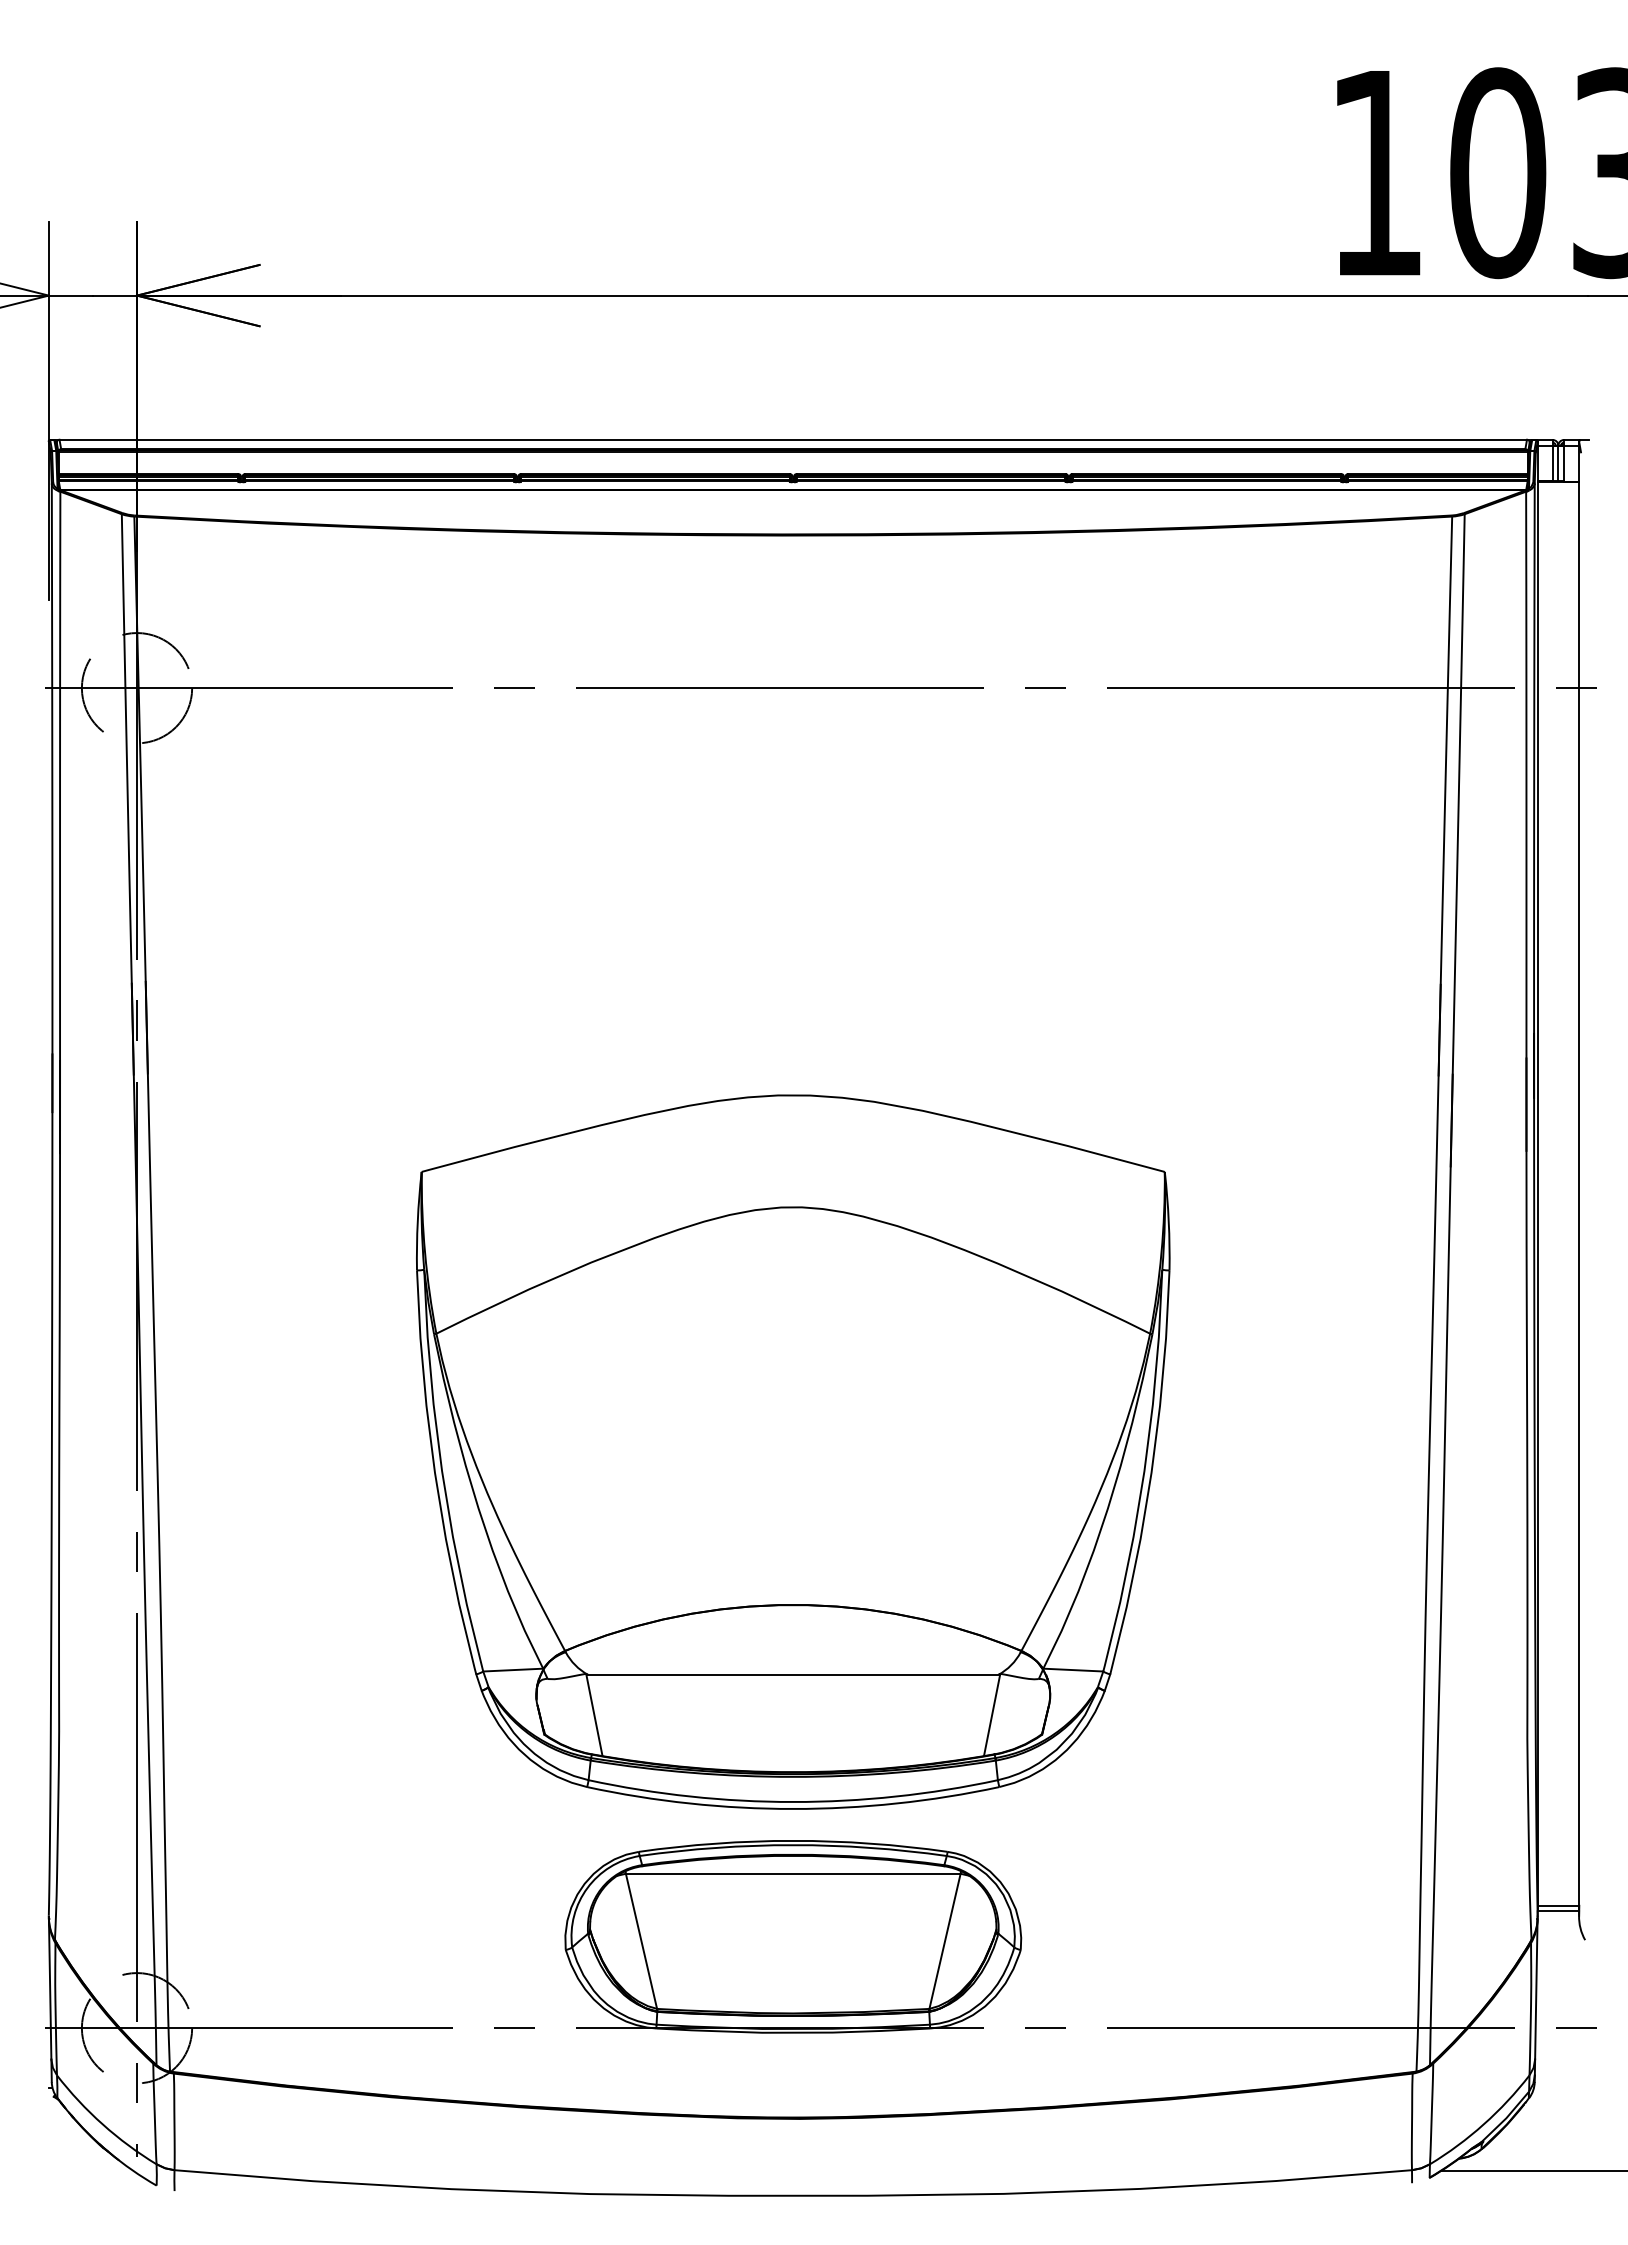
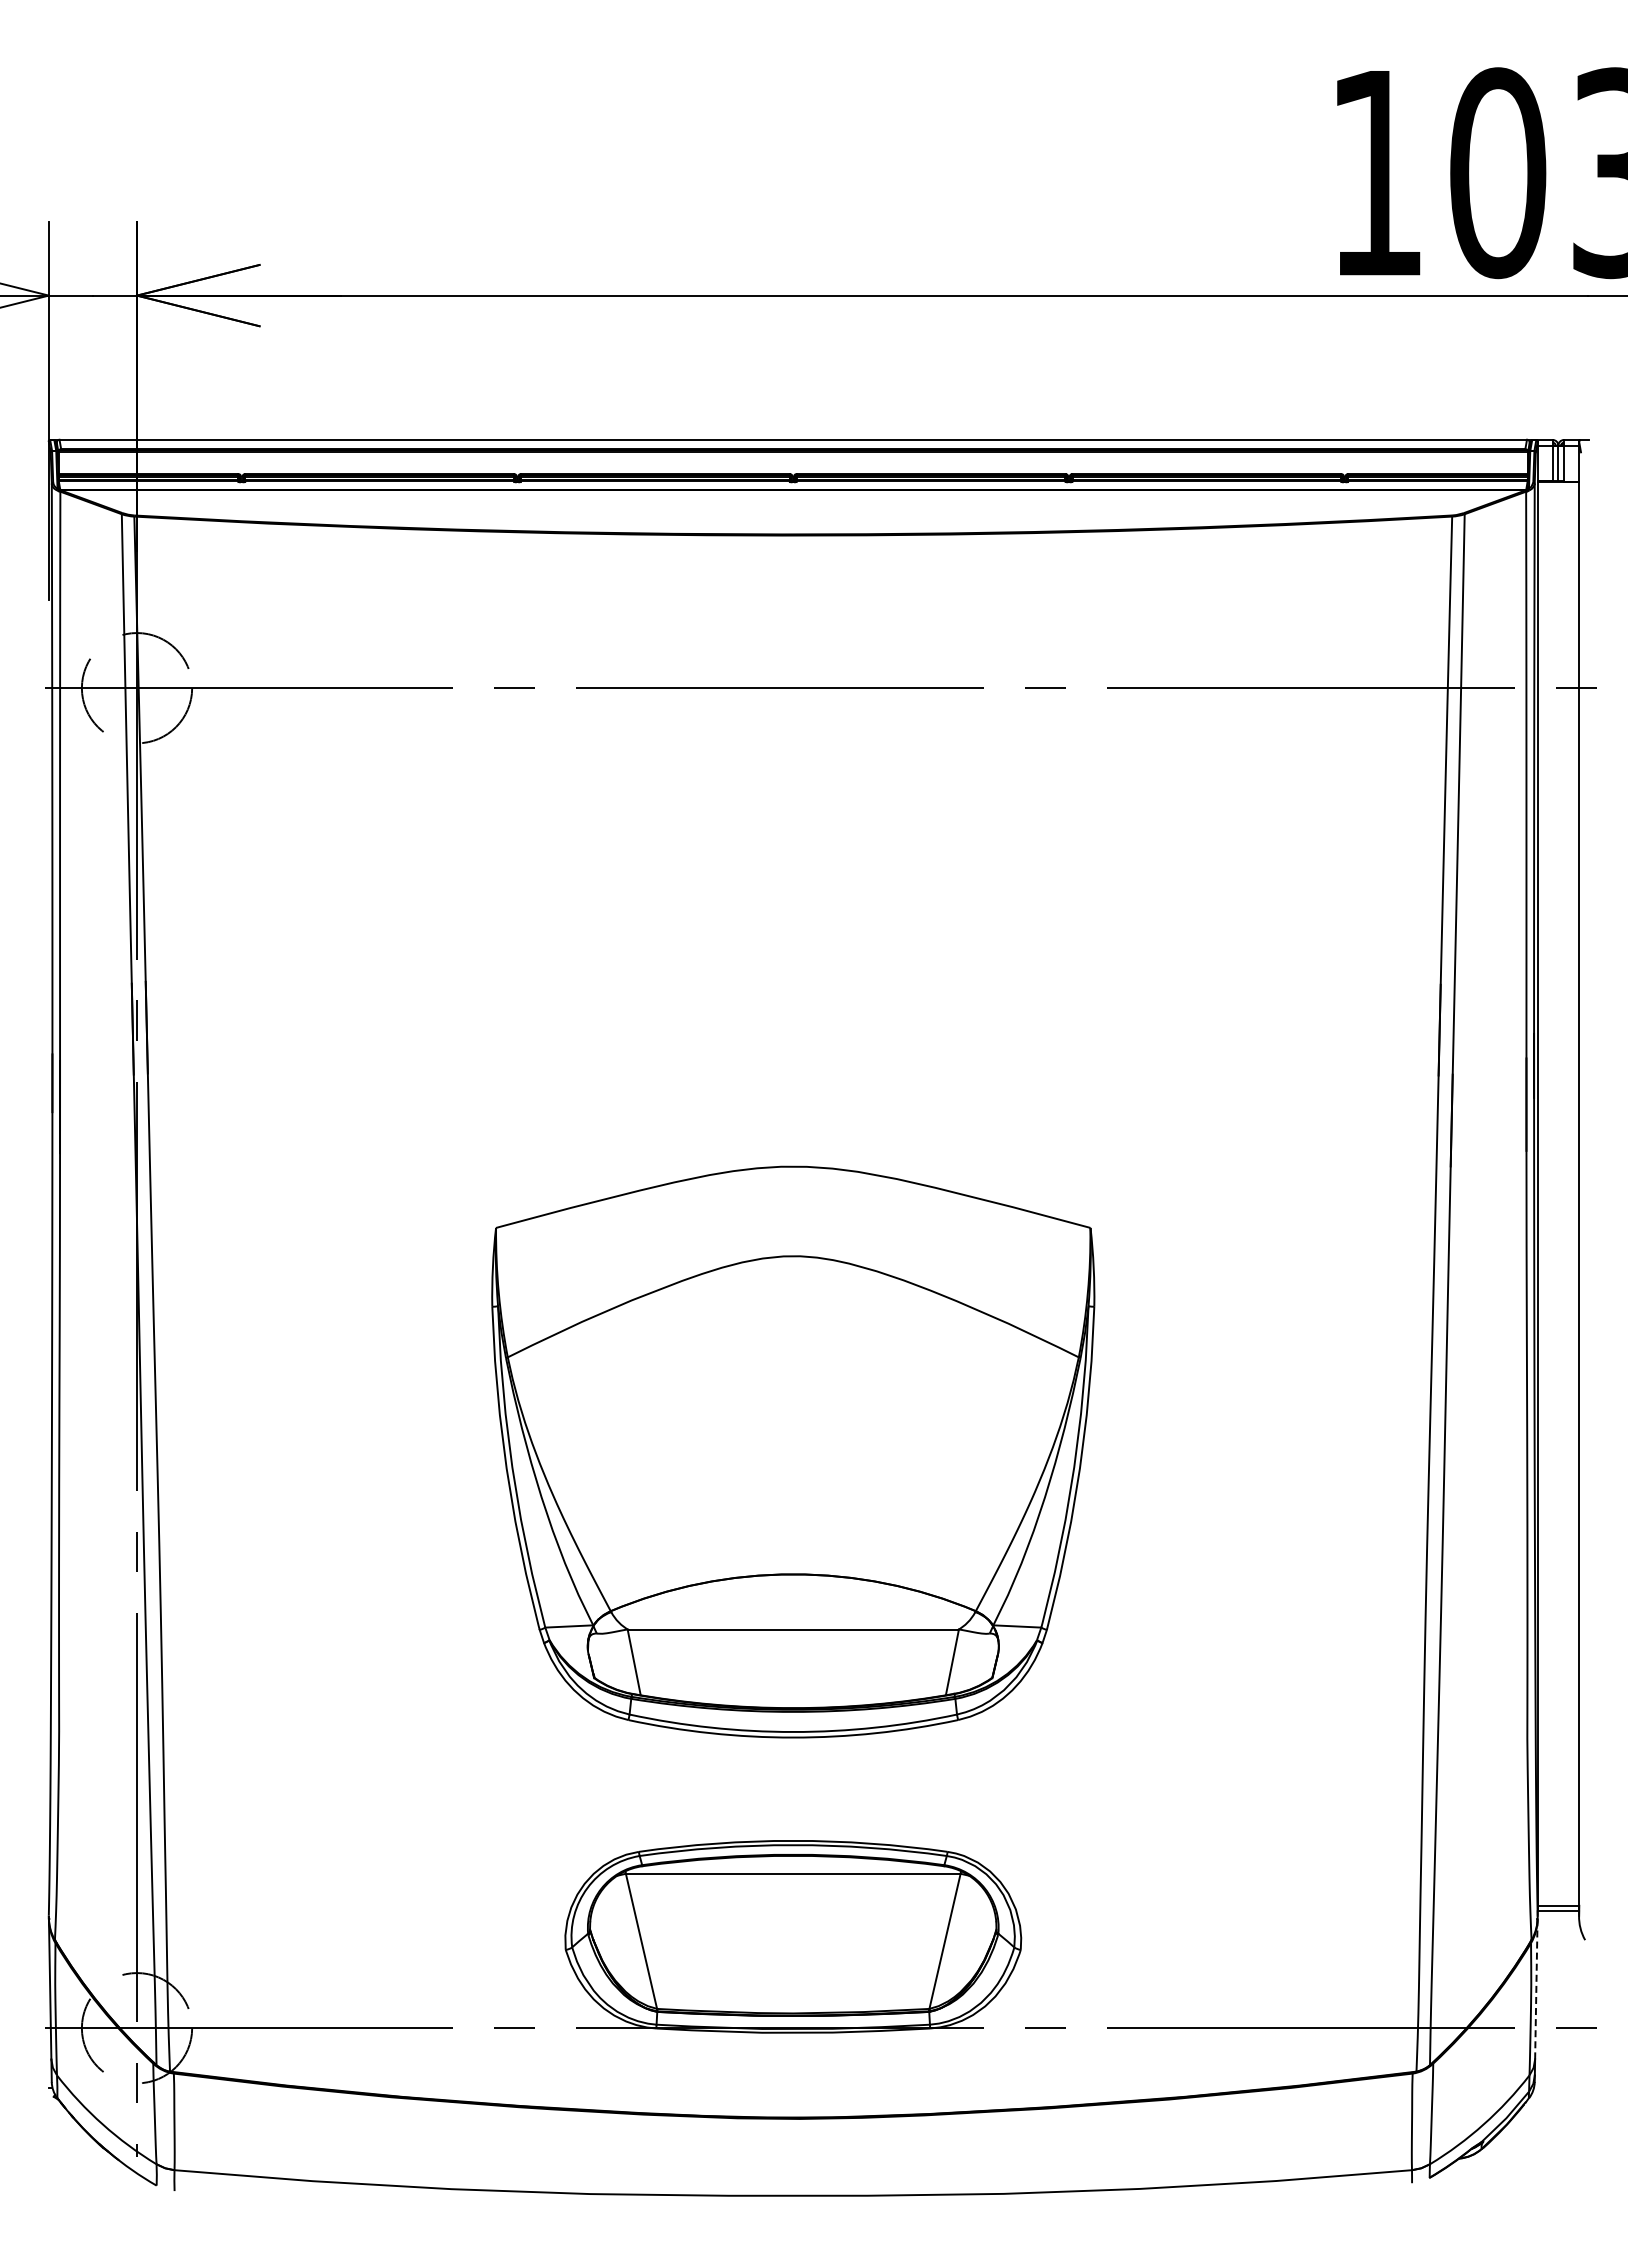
part size: 755x716 px -> 605x574 px (793, 1451)
line: solid -> dashed (1536, 1987)
line: present -> none (1532, 2170)
